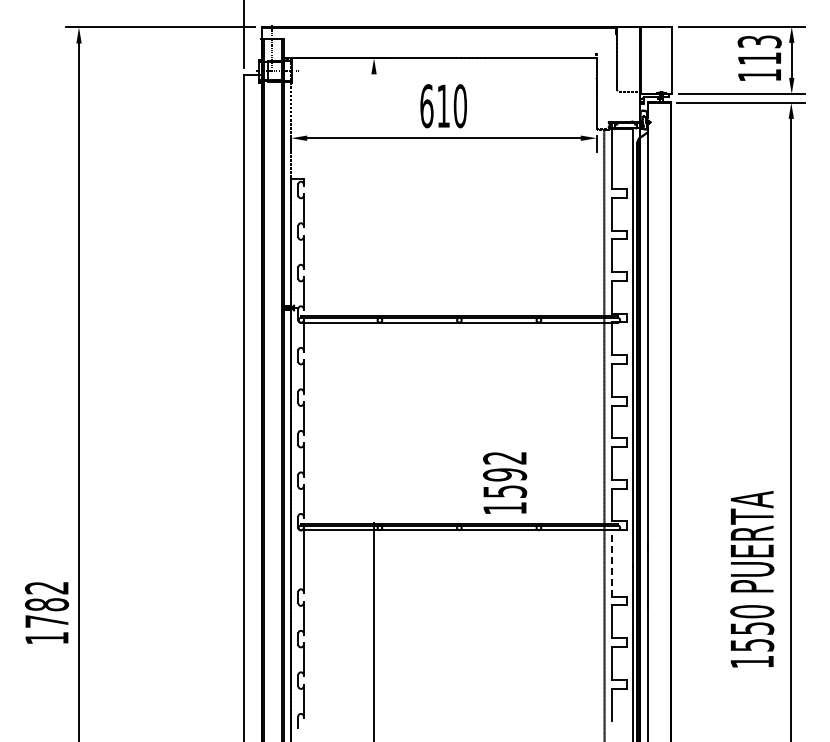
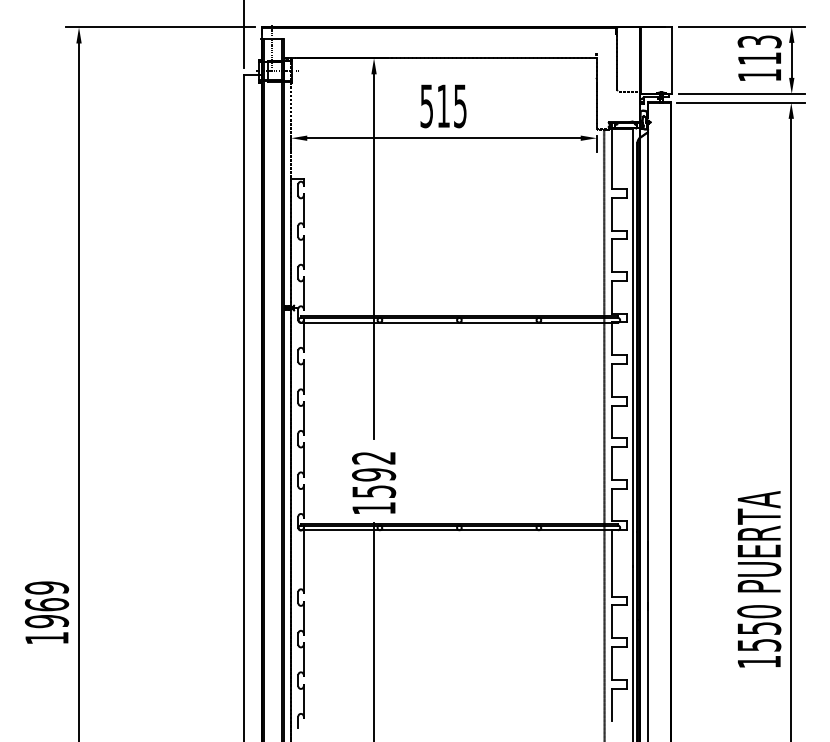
text: 610 -> 515 (443, 106)
line: none -> present (374, 256)
text position: (505, 482) -> (374, 482) (374, 482)
line: dashed -> solid (612, 562)
text position: (752, 579) -> (759, 579) (759, 579)
text: 1782 -> 1969 (46, 604)
